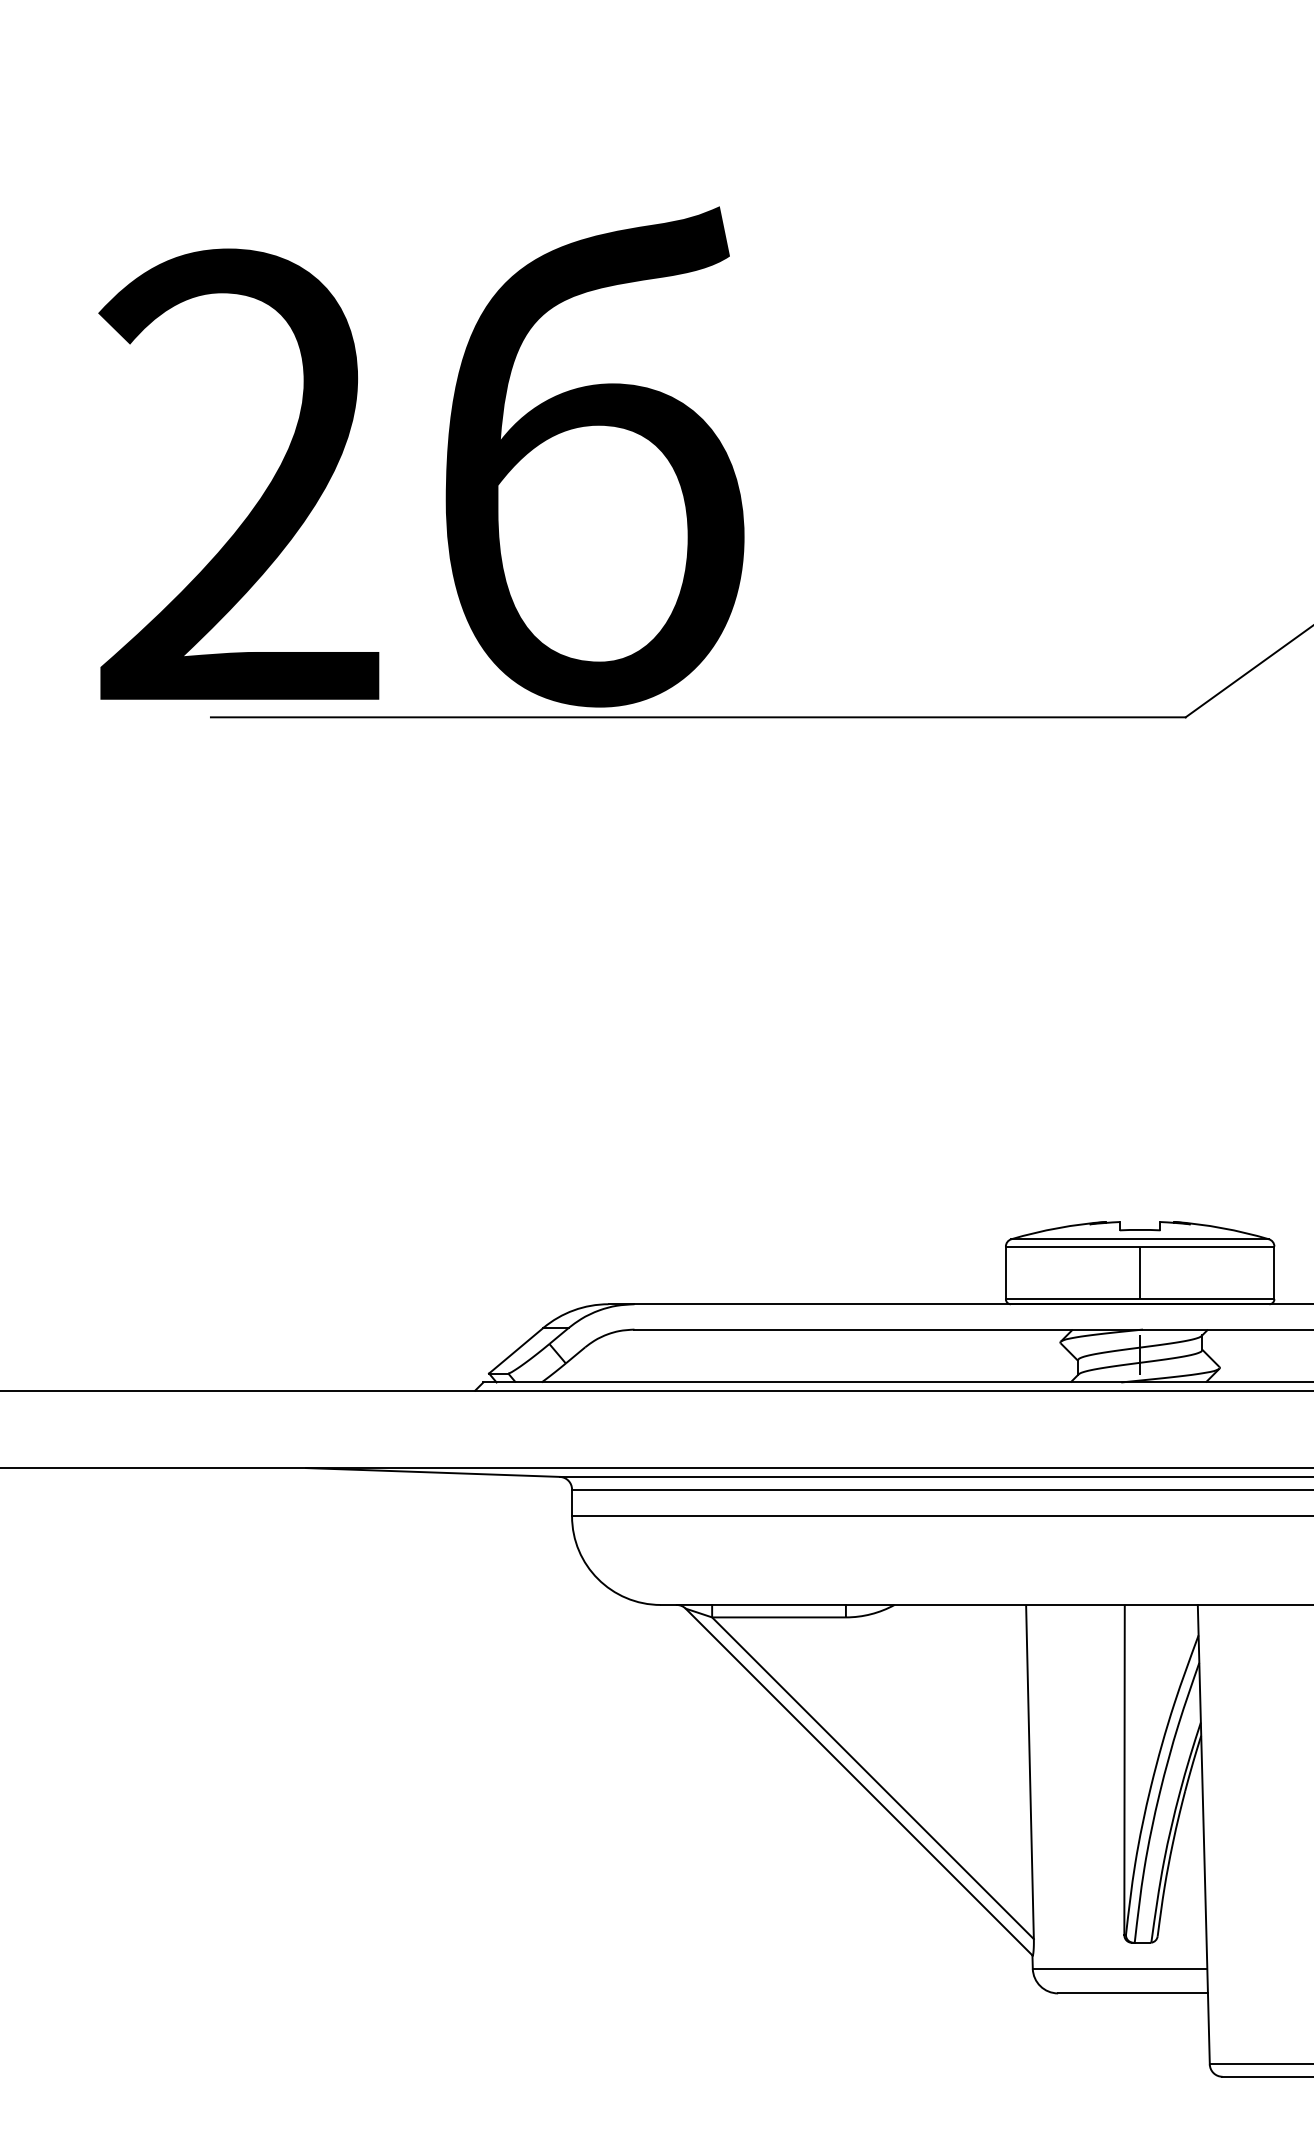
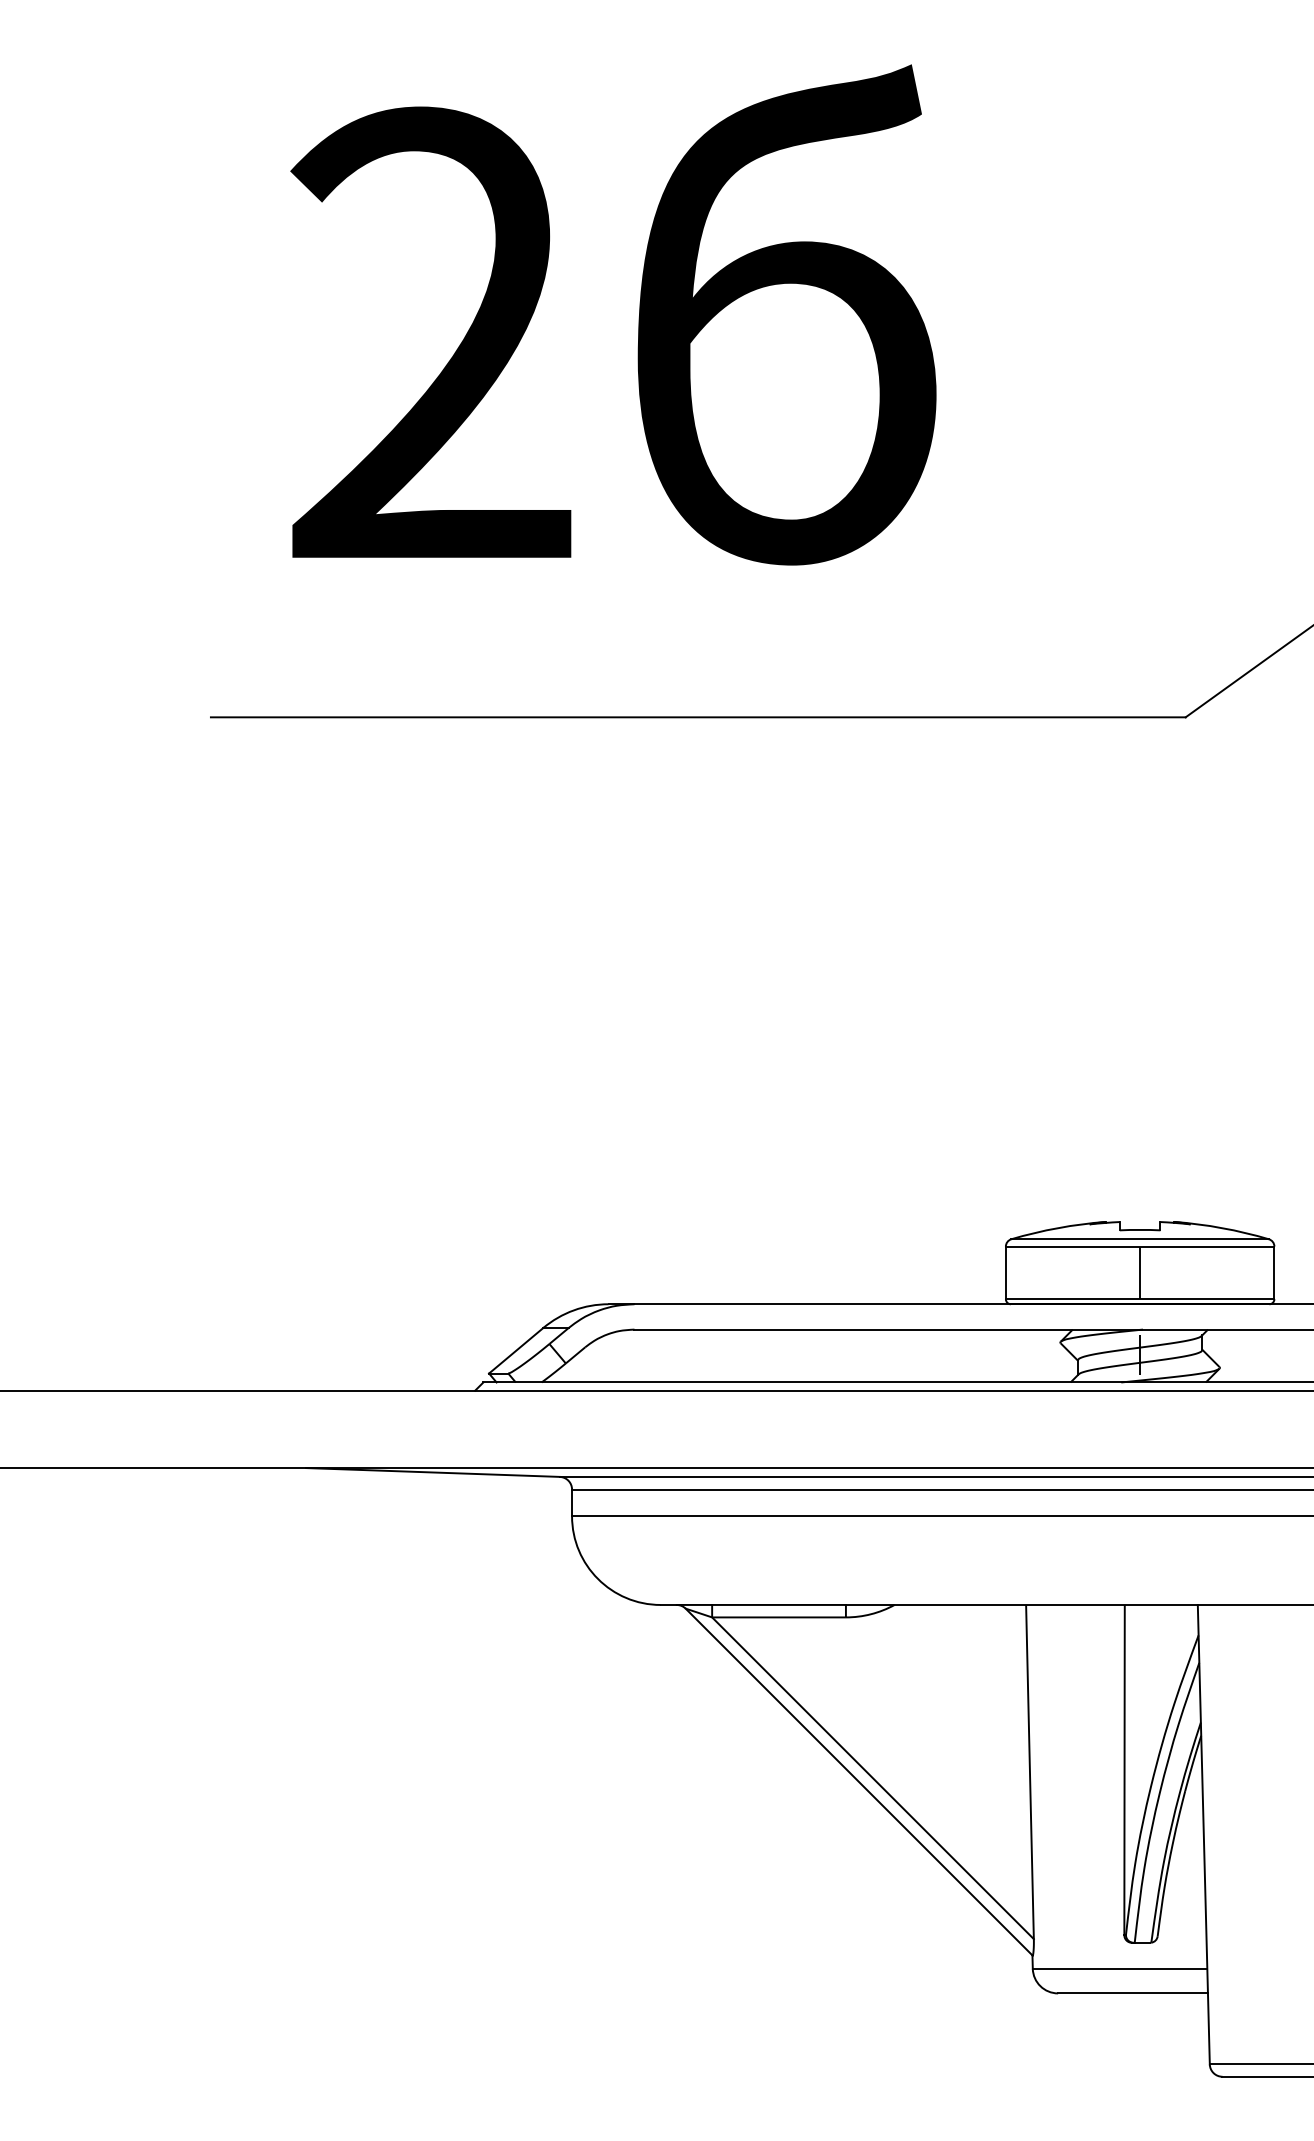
text position: (421, 456) -> (613, 314) (613, 314)
